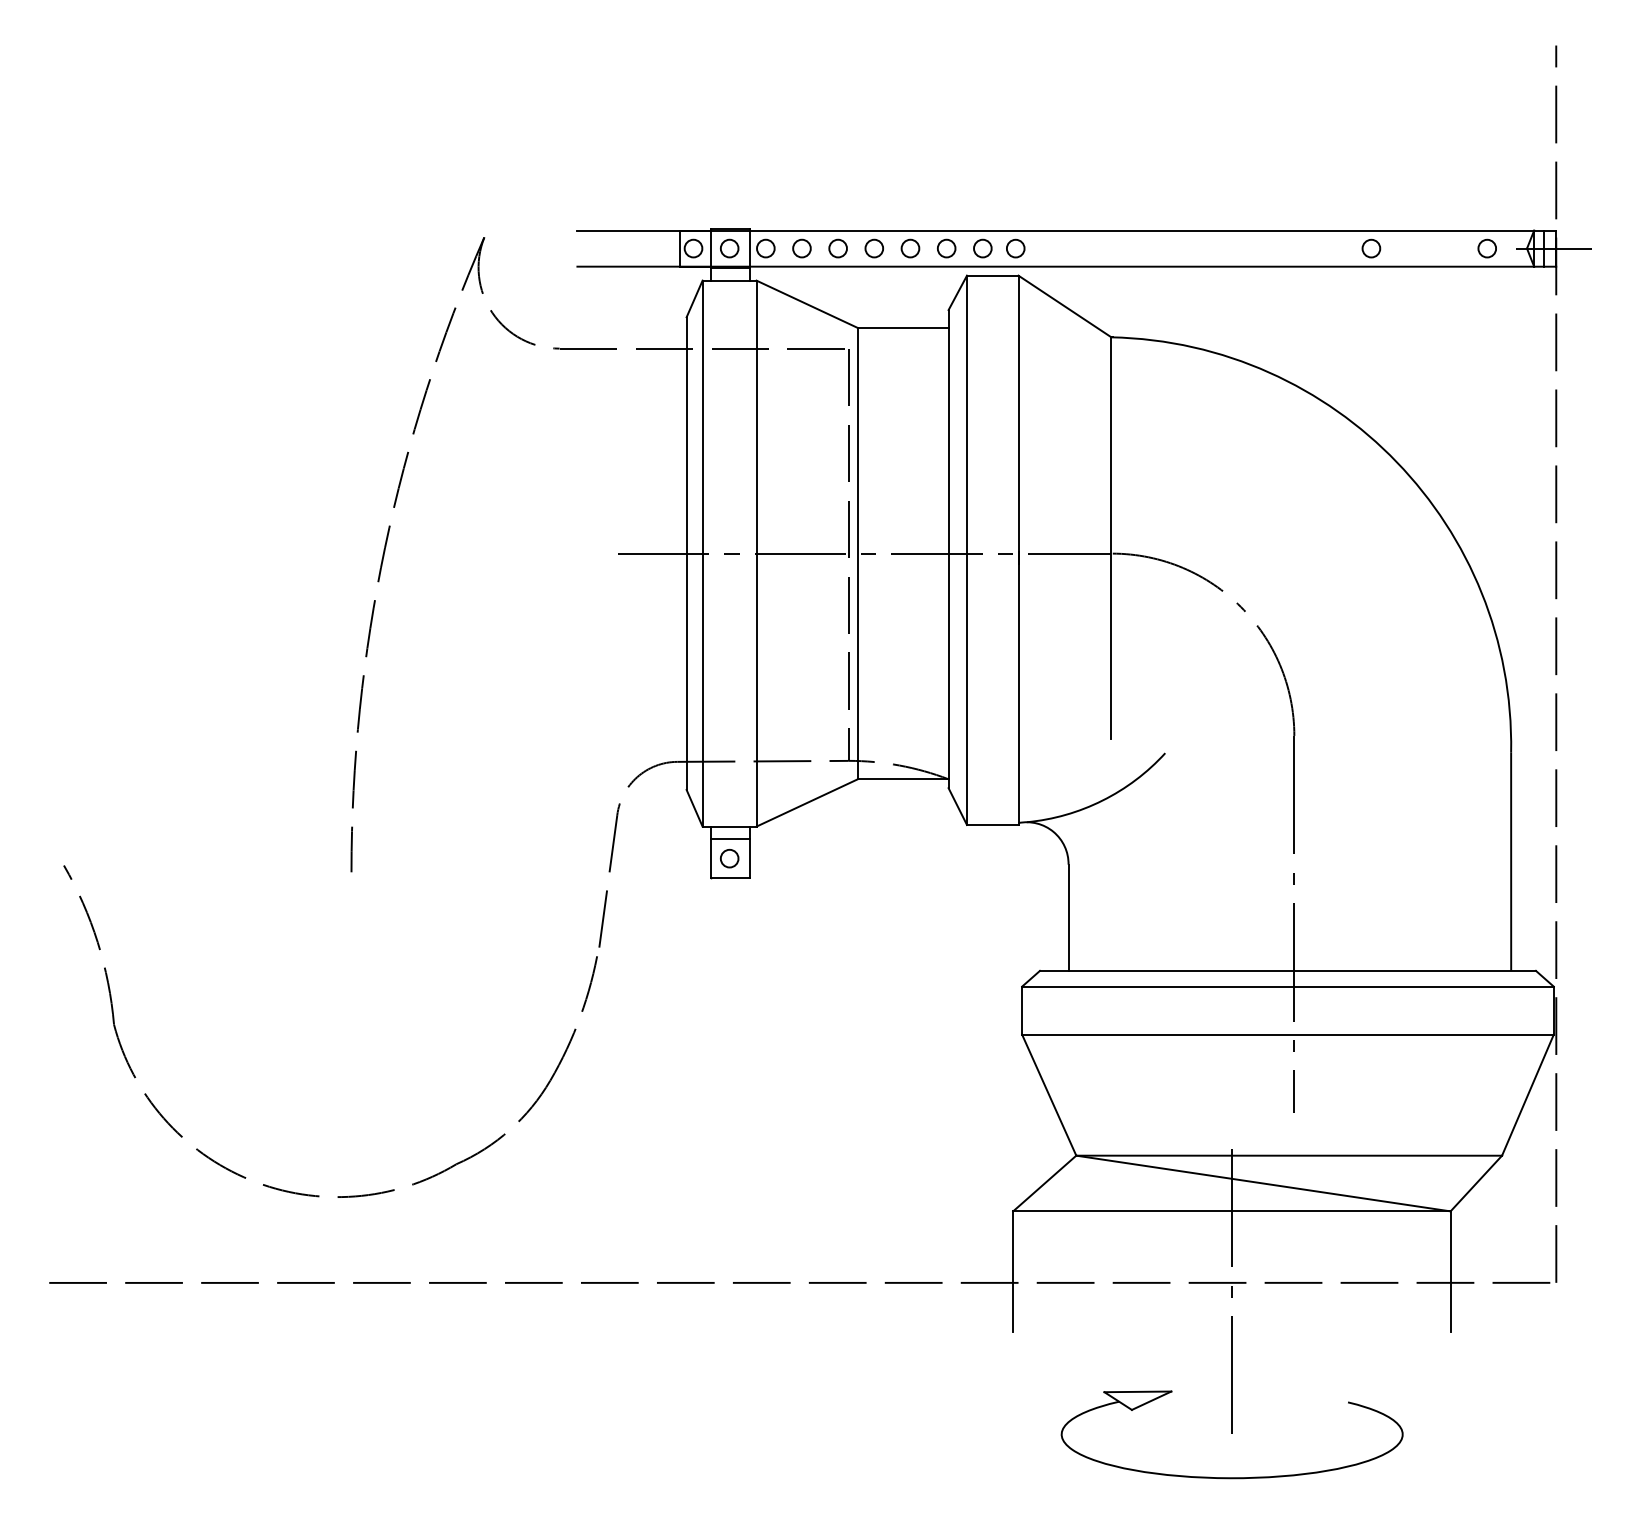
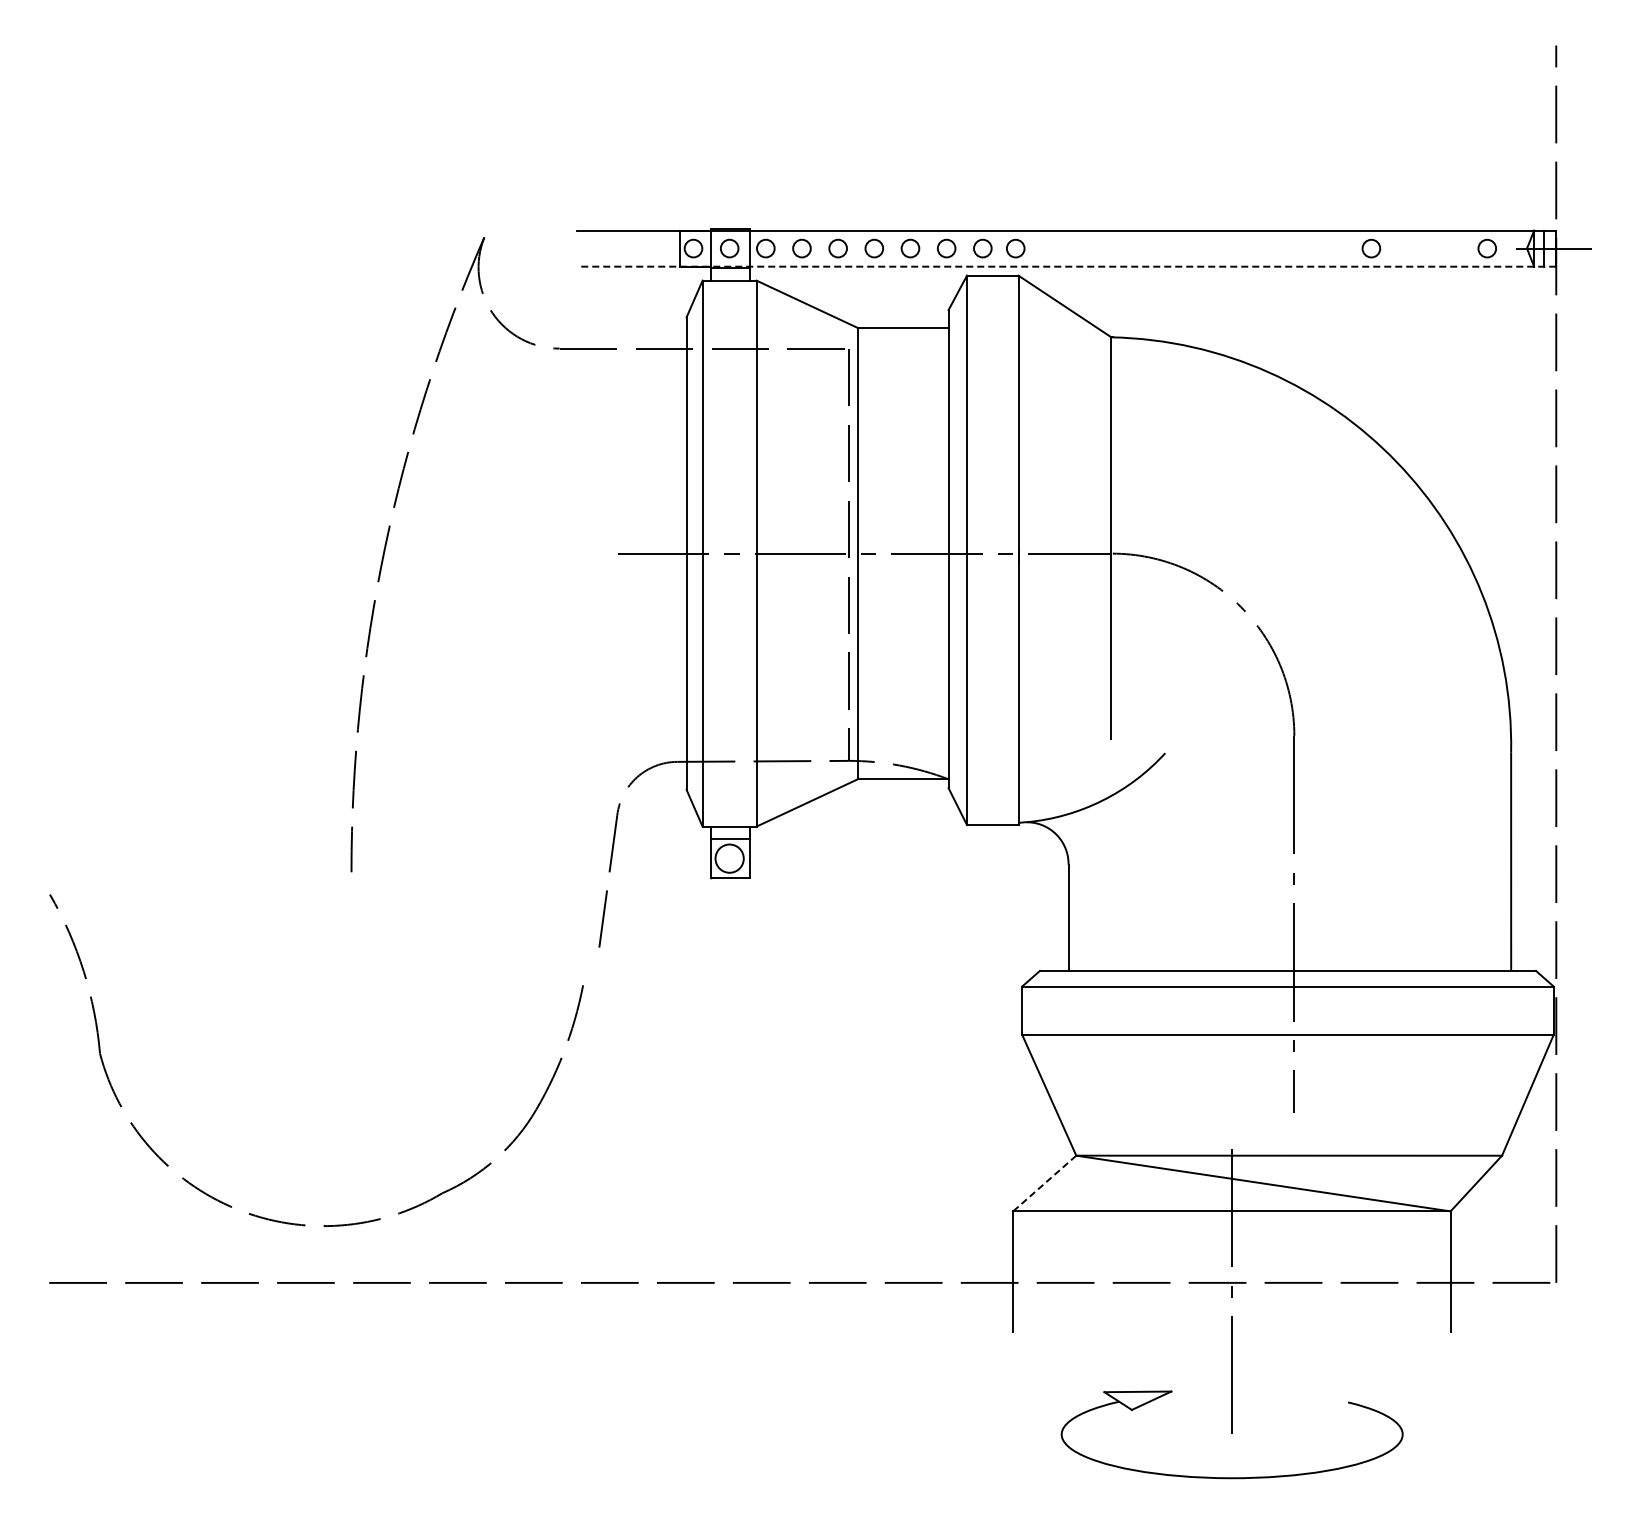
line: solid -> dashed (1066, 266)
circle diameter: 18 px -> 28 px (729, 858)
line: solid -> dashed (1044, 1183)
part position: (313, 1194) -> (299, 1223) (299, 1223)
